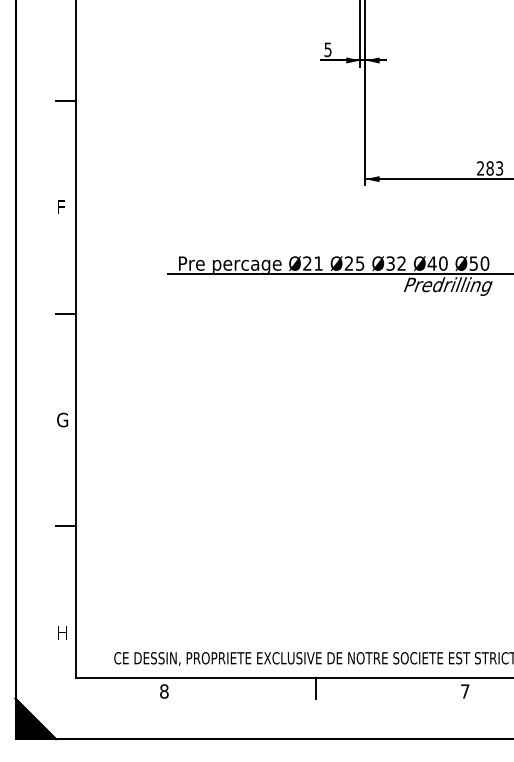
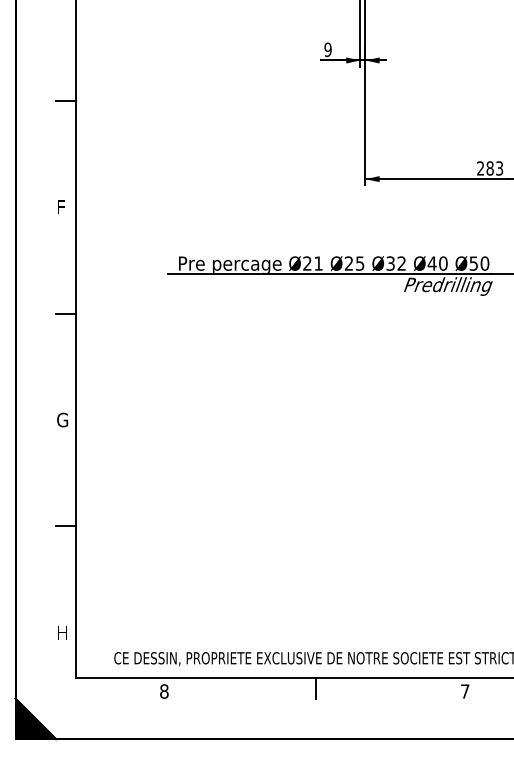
text: 5 -> 9 (327, 49)
